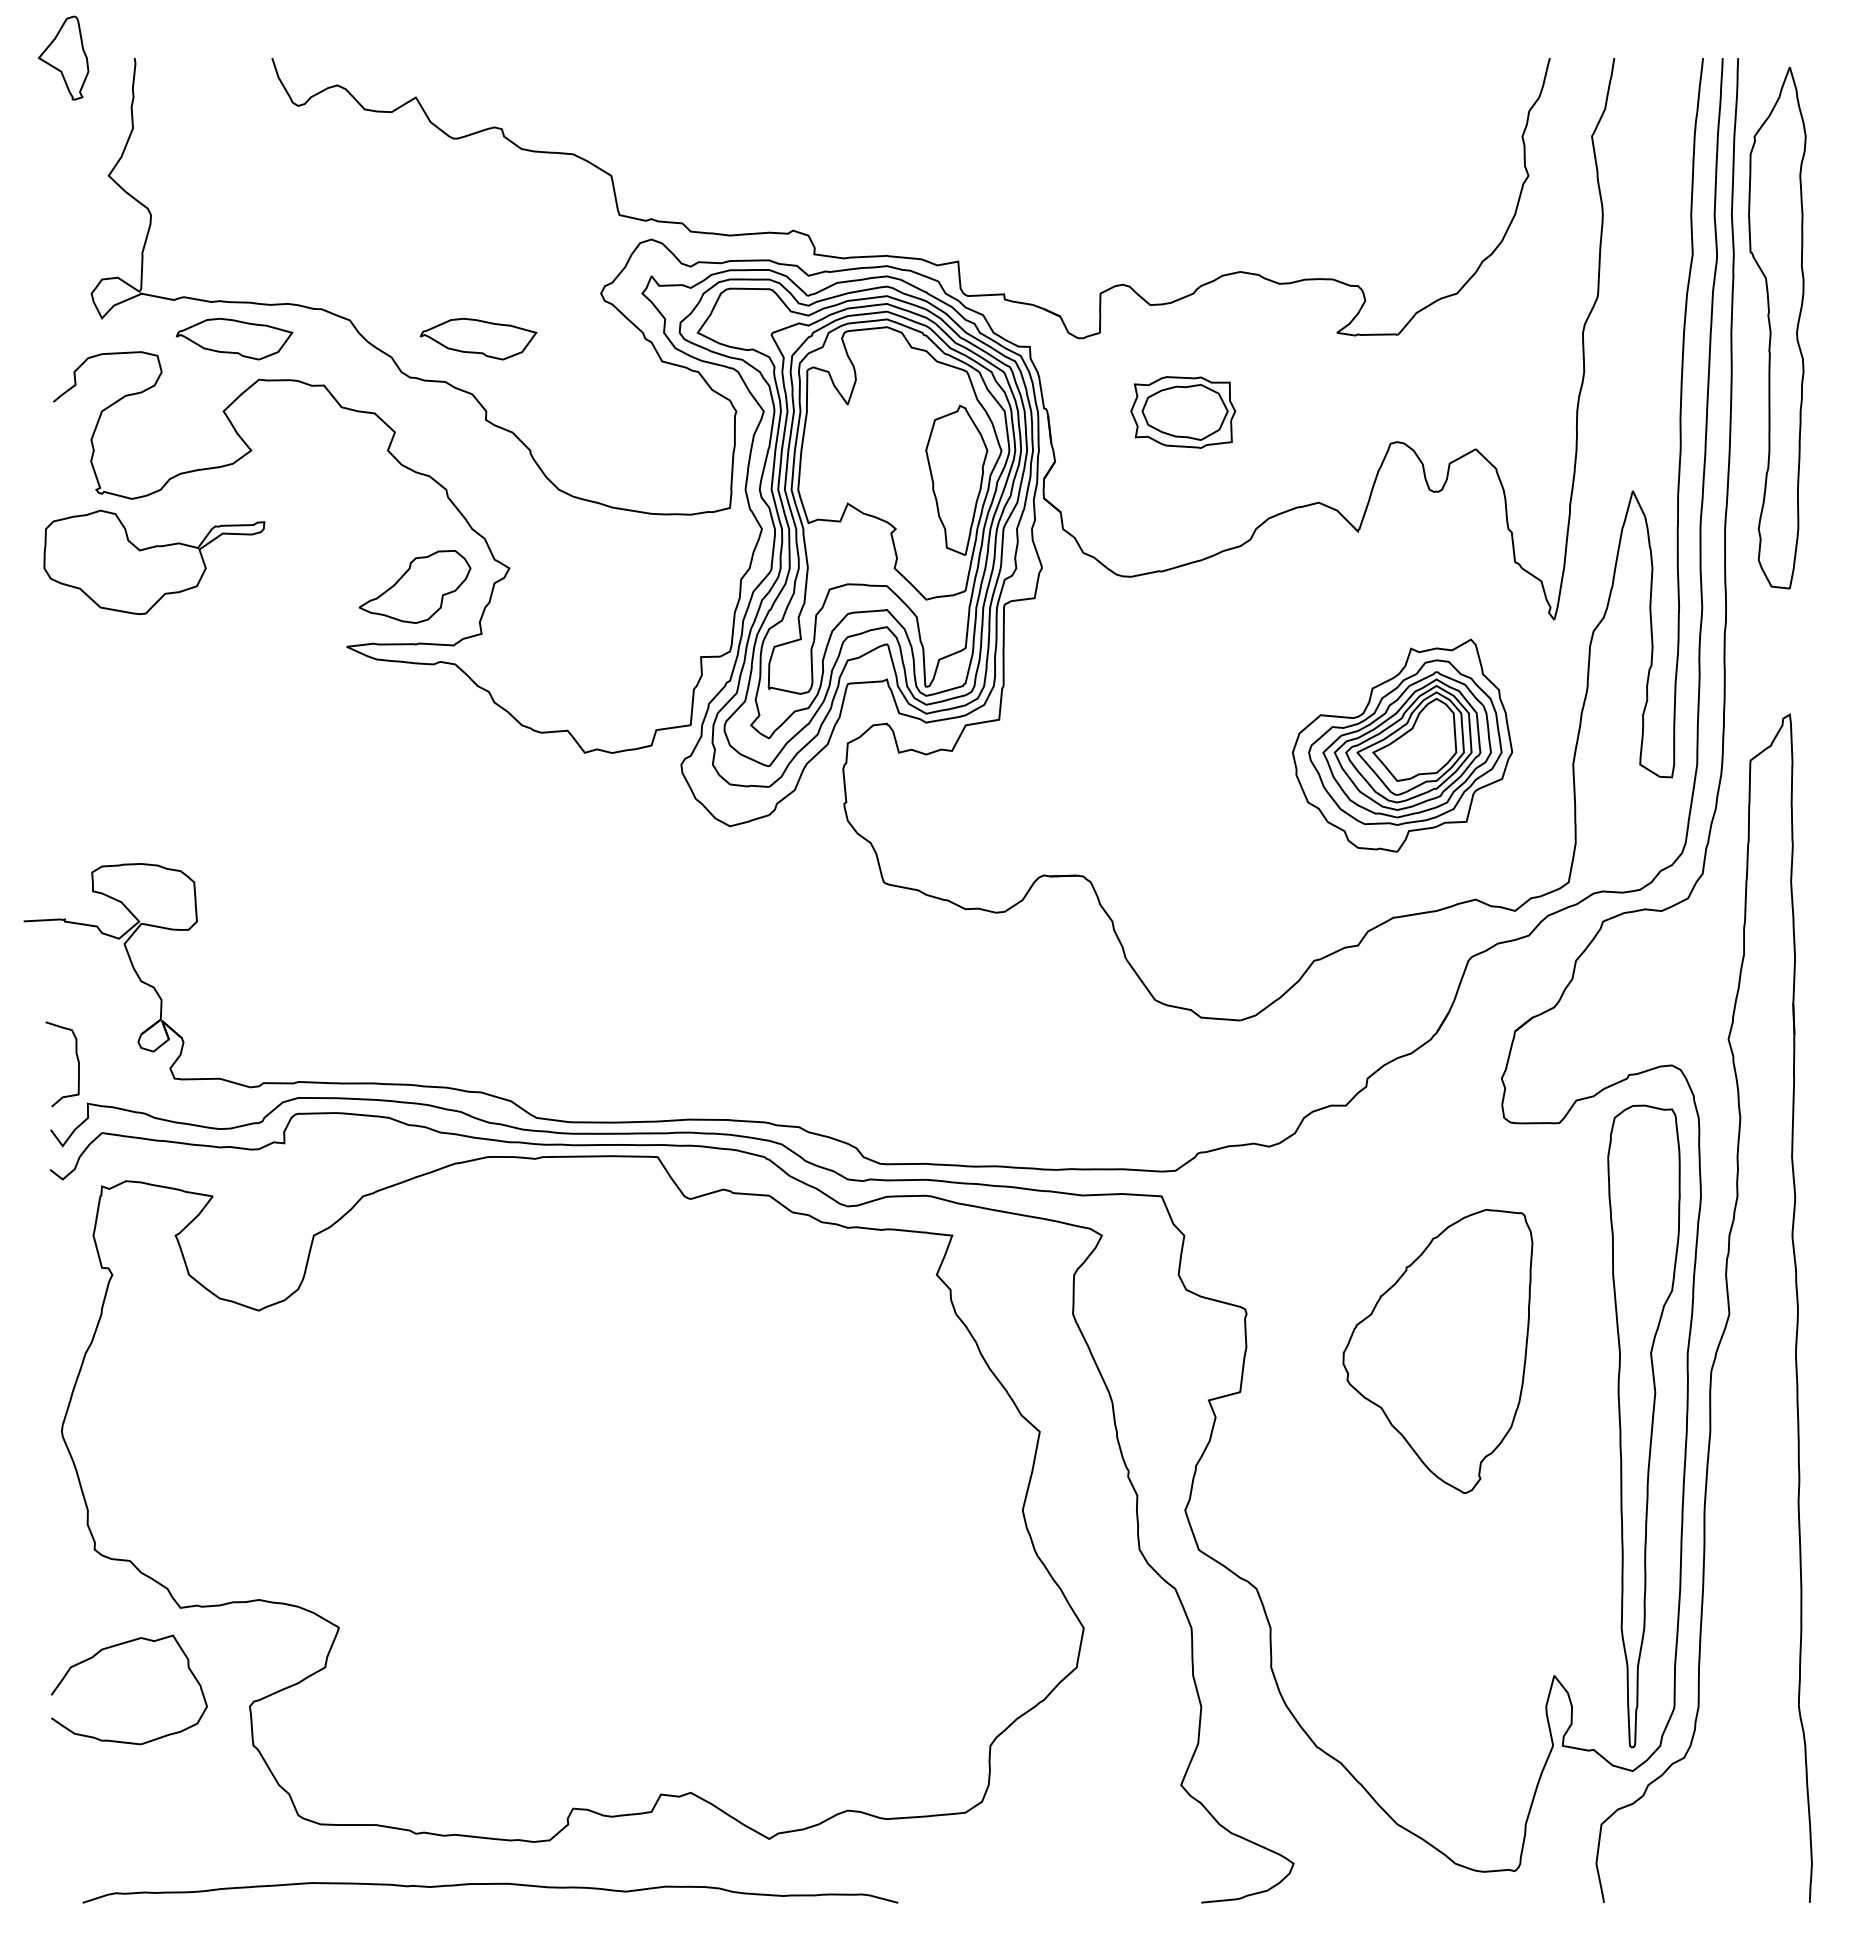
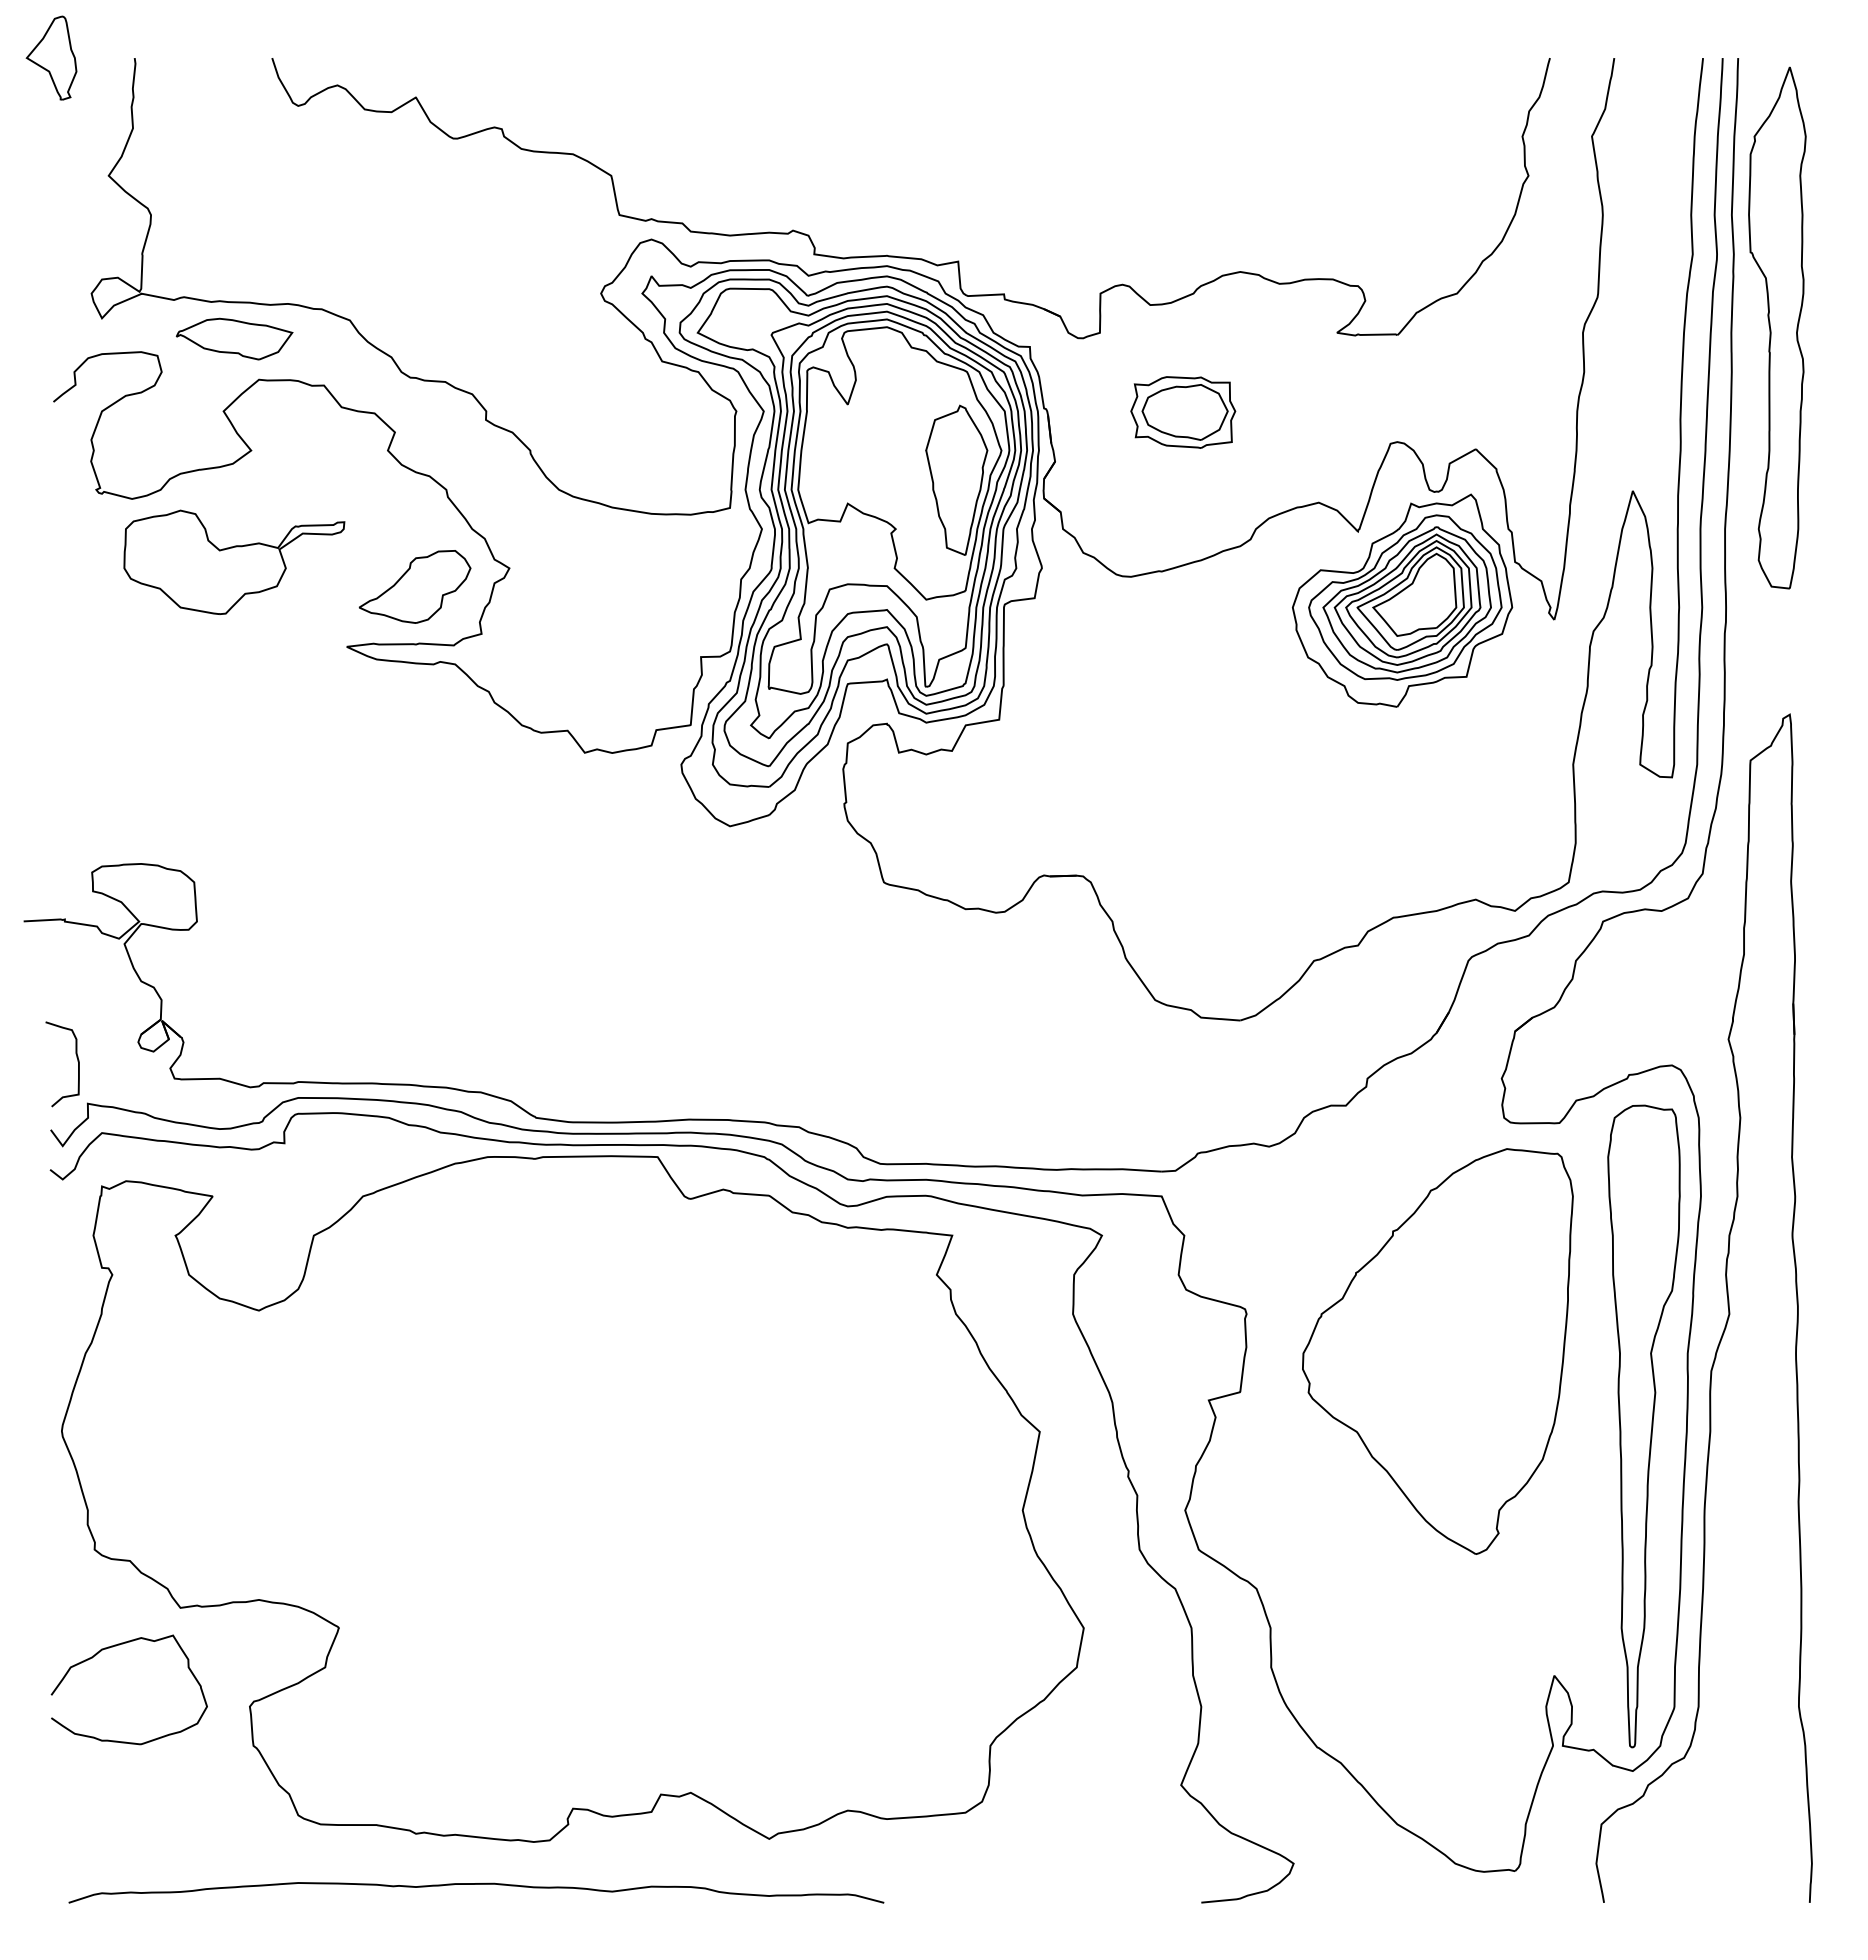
part position: (63, 57) -> (51, 57) (51, 57)
part: present -> none (478, 338)
part position: (154, 561) -> (234, 561) (234, 561)
part position: (1402, 745) -> (1402, 600) (1402, 600)
part size: 192x287 px -> 272x407 px (1437, 1351)
curve position: (490, 1884) -> (476, 1884) (476, 1884)
